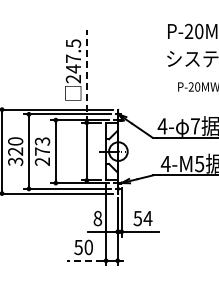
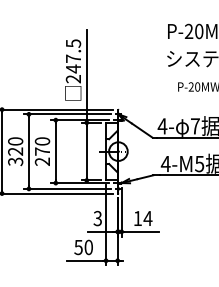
line: dashed -> solid (86, 75)
text: 273 -> 270 (42, 141)
text: 8 -> 3 (97, 218)
text: 54 -> 14 (137, 218)
line: dashed -> solid (84, 260)
